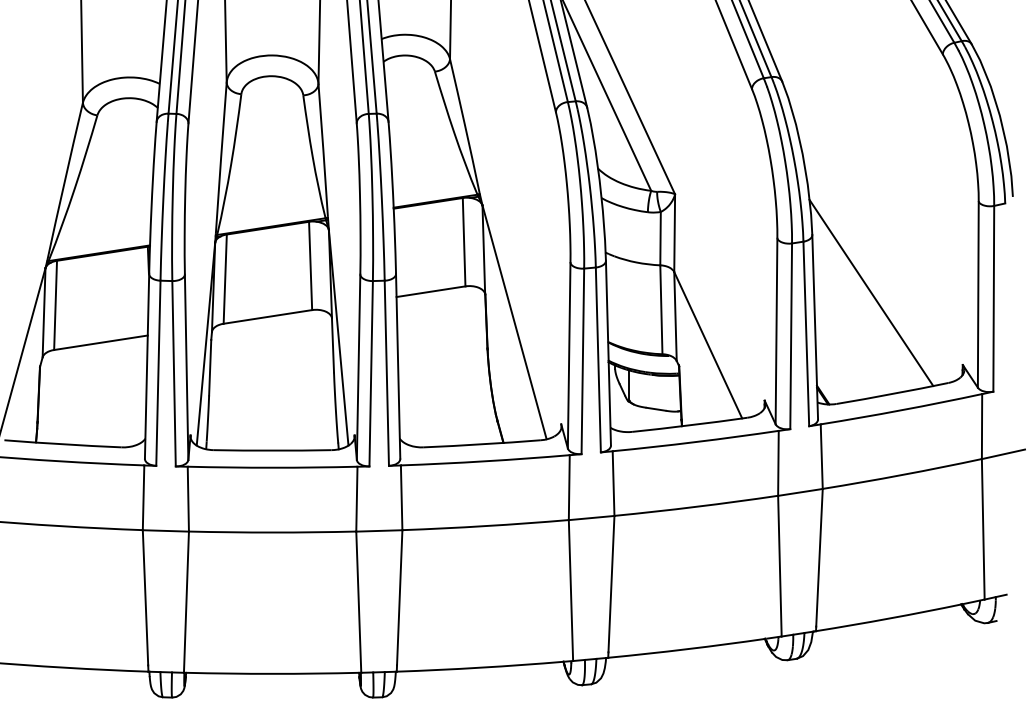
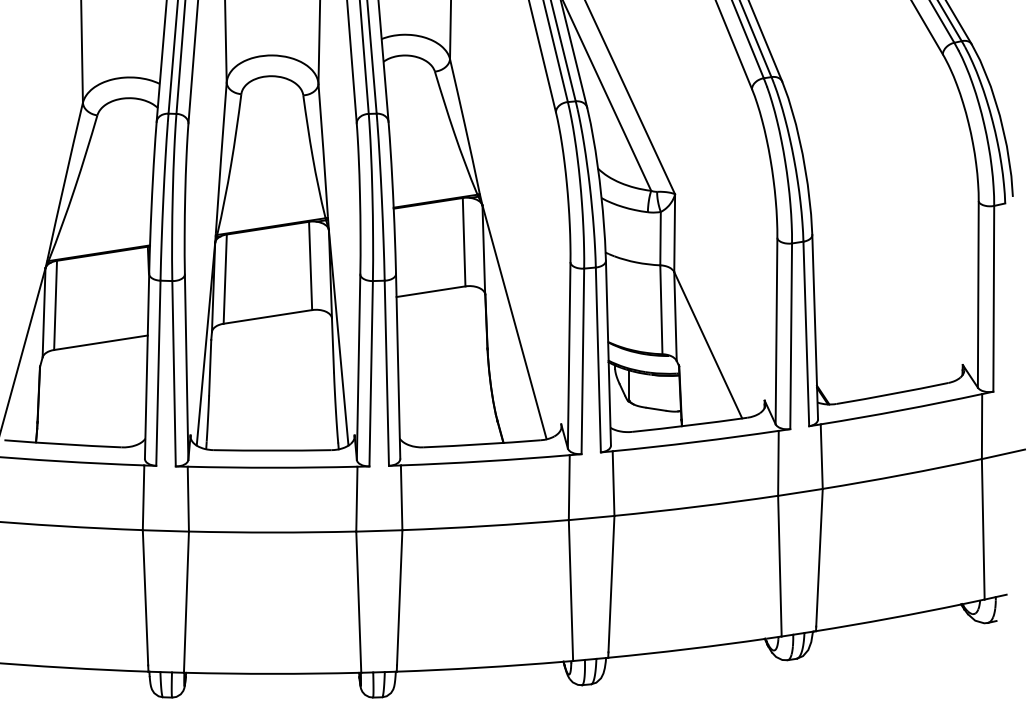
line: present -> none (871, 292)
